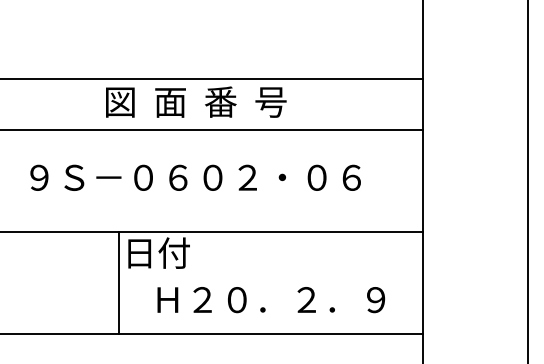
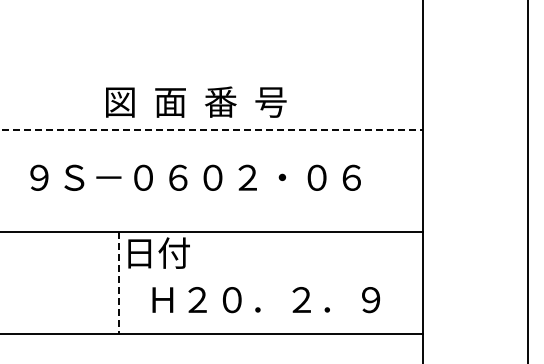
line: present -> none (212, 79)
line: solid -> dashed (212, 130)
line: solid -> dashed (119, 282)
text position: (270, 300) -> (265, 300) (265, 300)
